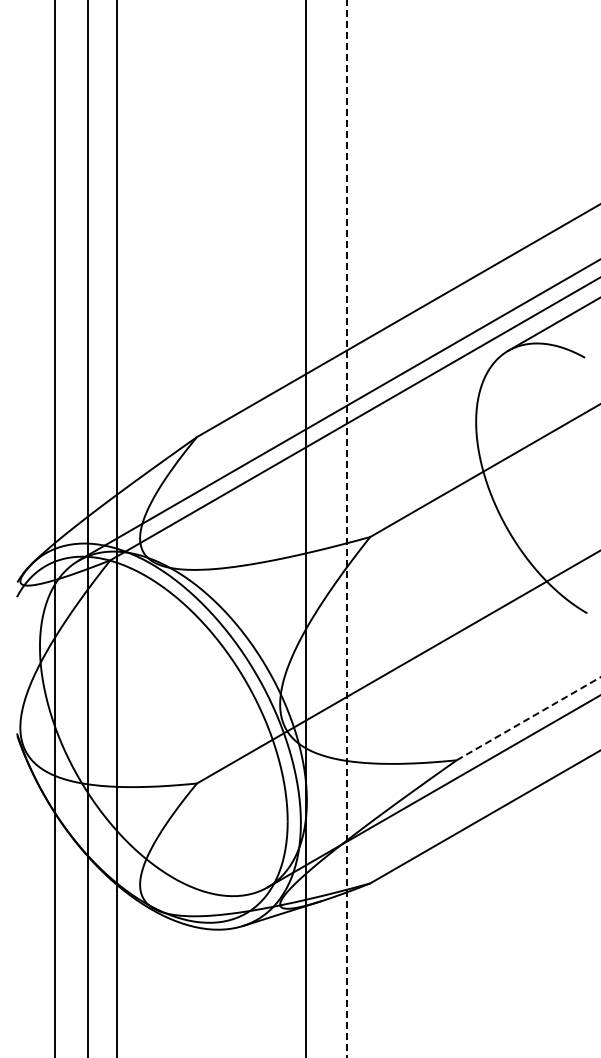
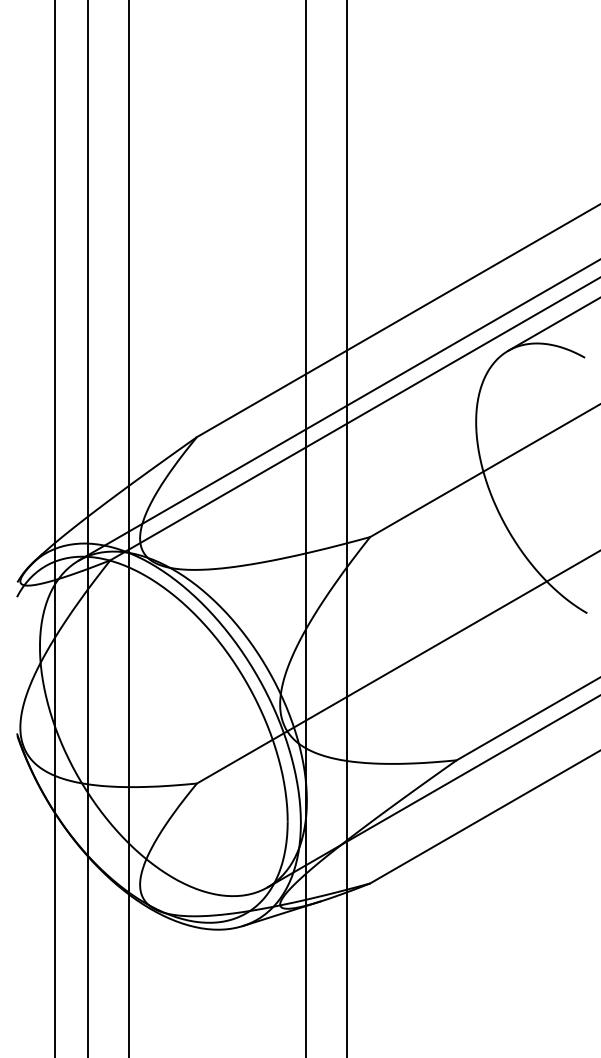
line position: (117, 528) -> (129, 528) (129, 528)
line: dashed -> solid (346, 528)
line: dashed -> solid (528, 718)
